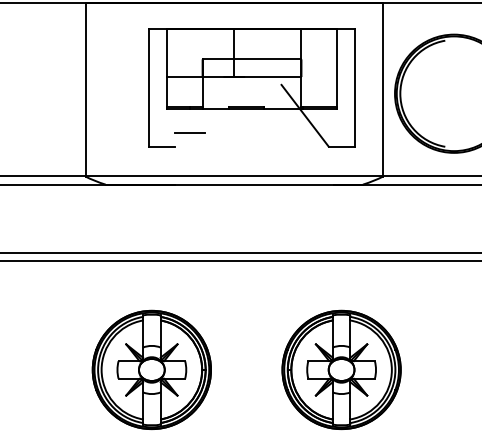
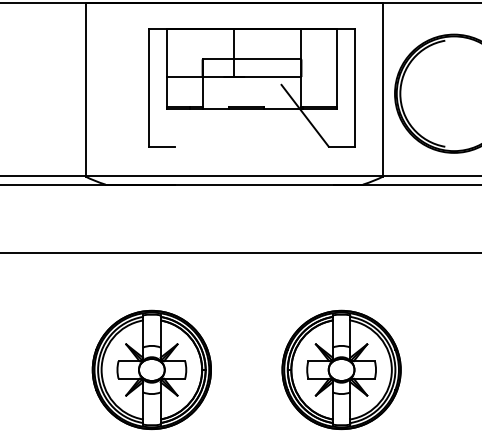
line: present -> none (189, 133)
line: present -> none (240, 261)
